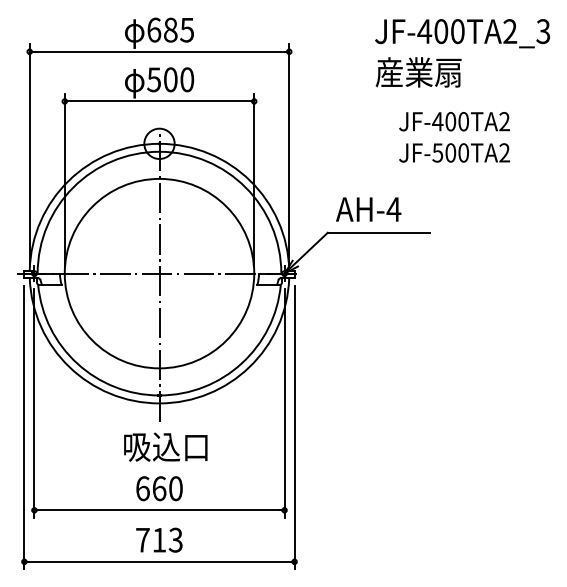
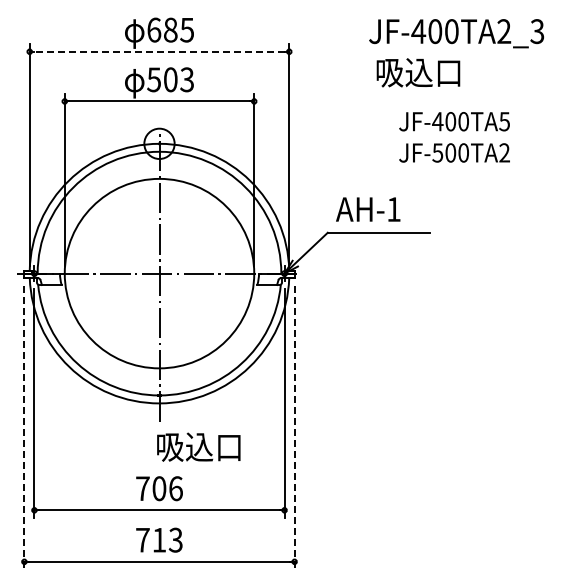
text position: (462, 33) -> (456, 33) (456, 33)
line: solid -> dashed (159, 51)
text: 産業扇 -> 吸込口 (418, 72)
text: 500 -> 503 (187, 79)
text: JF-400TA2 -> JF-400TA5 (504, 121)
text: AH-4 -> AH-1 (393, 209)
line: solid -> dashed (24, 427)
line: solid -> dashed (294, 427)
text position: (165, 446) -> (198, 446) (198, 446)
text: 660 -> 706 (159, 488)
